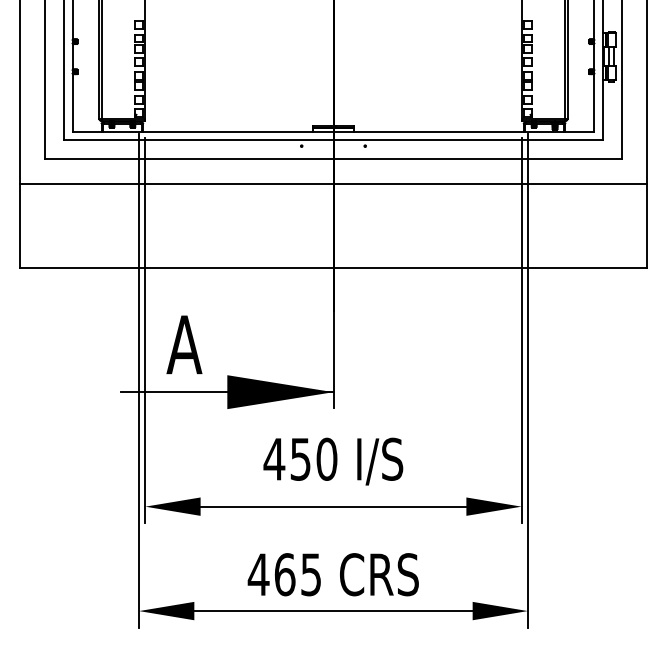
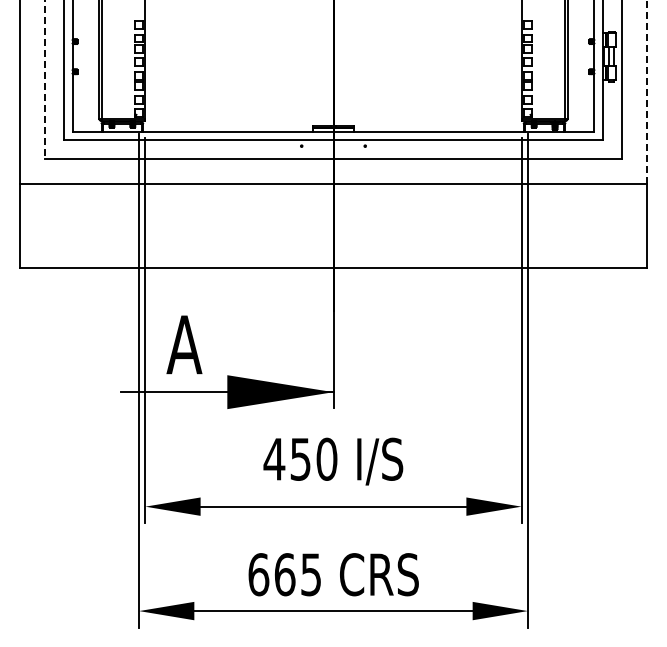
line: solid -> dashed (45, 80)
line: solid -> dashed (646, 92)
text: 465 -> 665 (258, 574)
